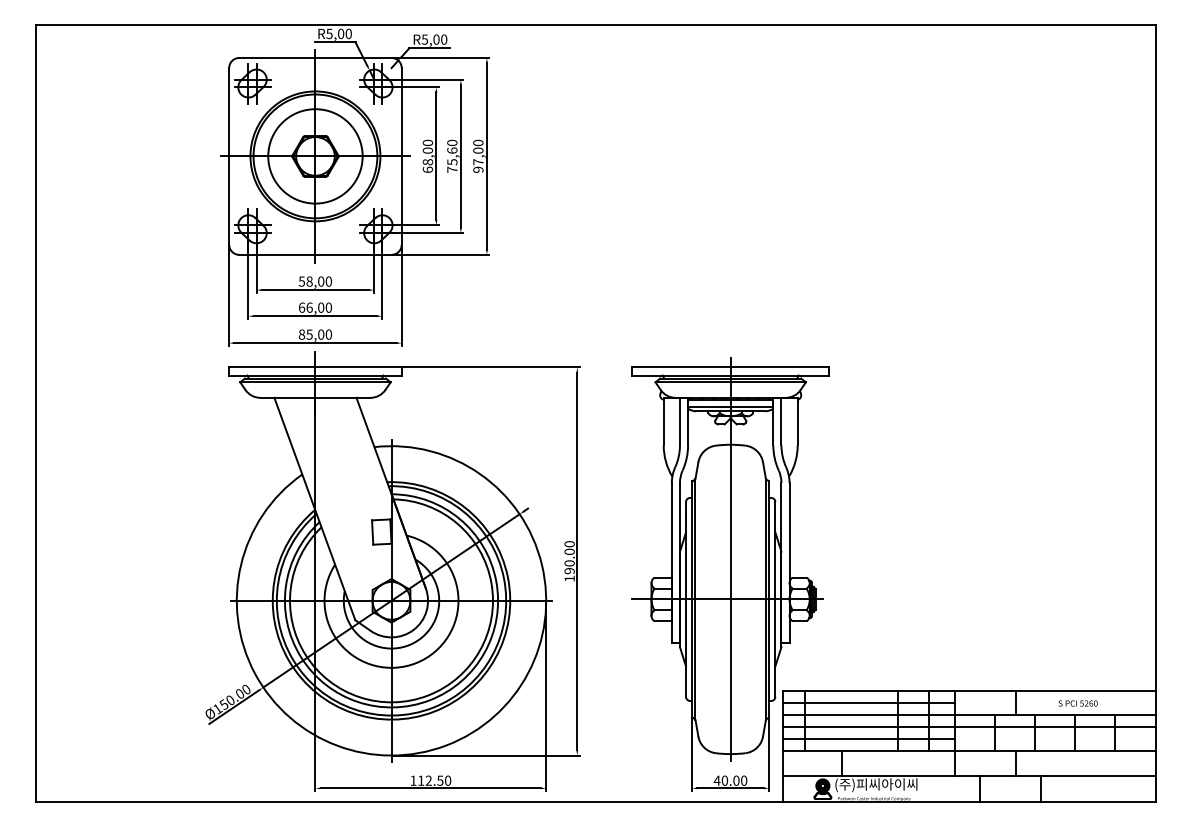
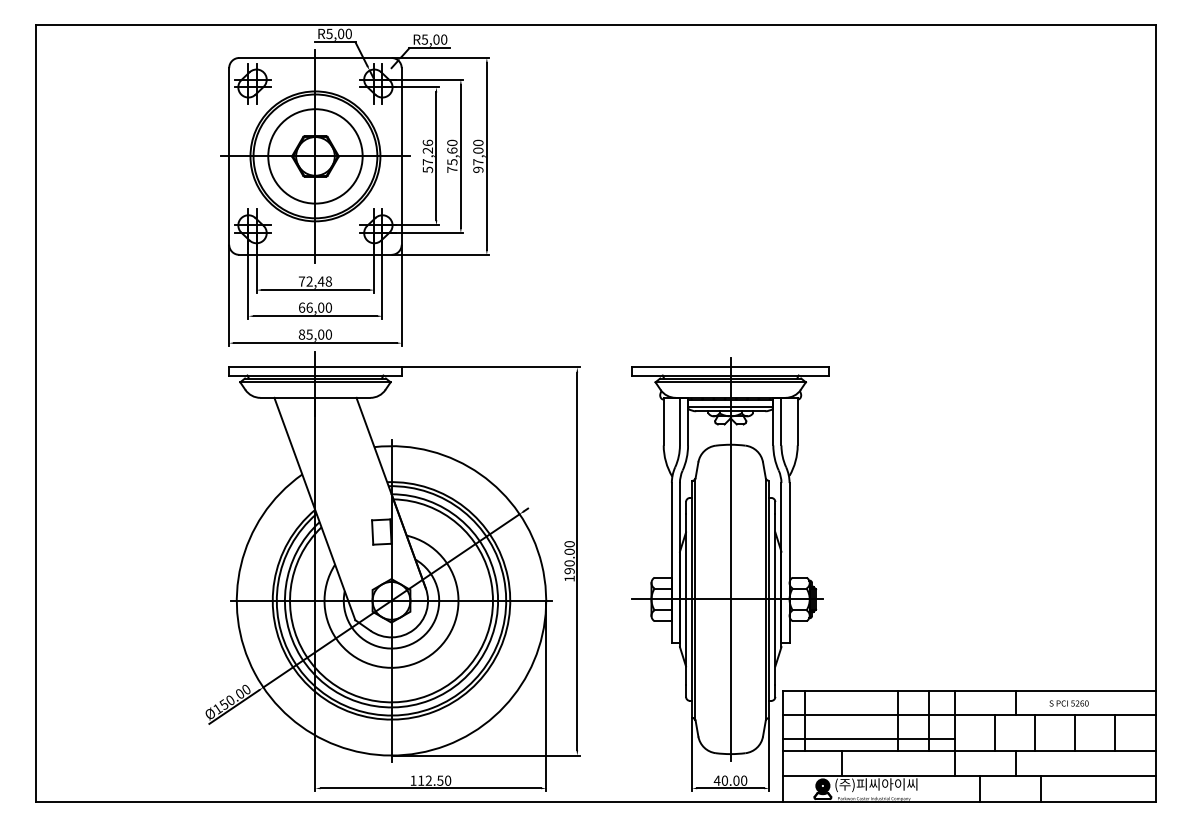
text: 68,00 -> 57,26 (427, 156)
text: 58,00 -> 72,48 (315, 281)
line: present -> none (868, 702)
text position: (1077, 703) -> (1068, 703) (1068, 703)
line: present -> none (969, 727)
